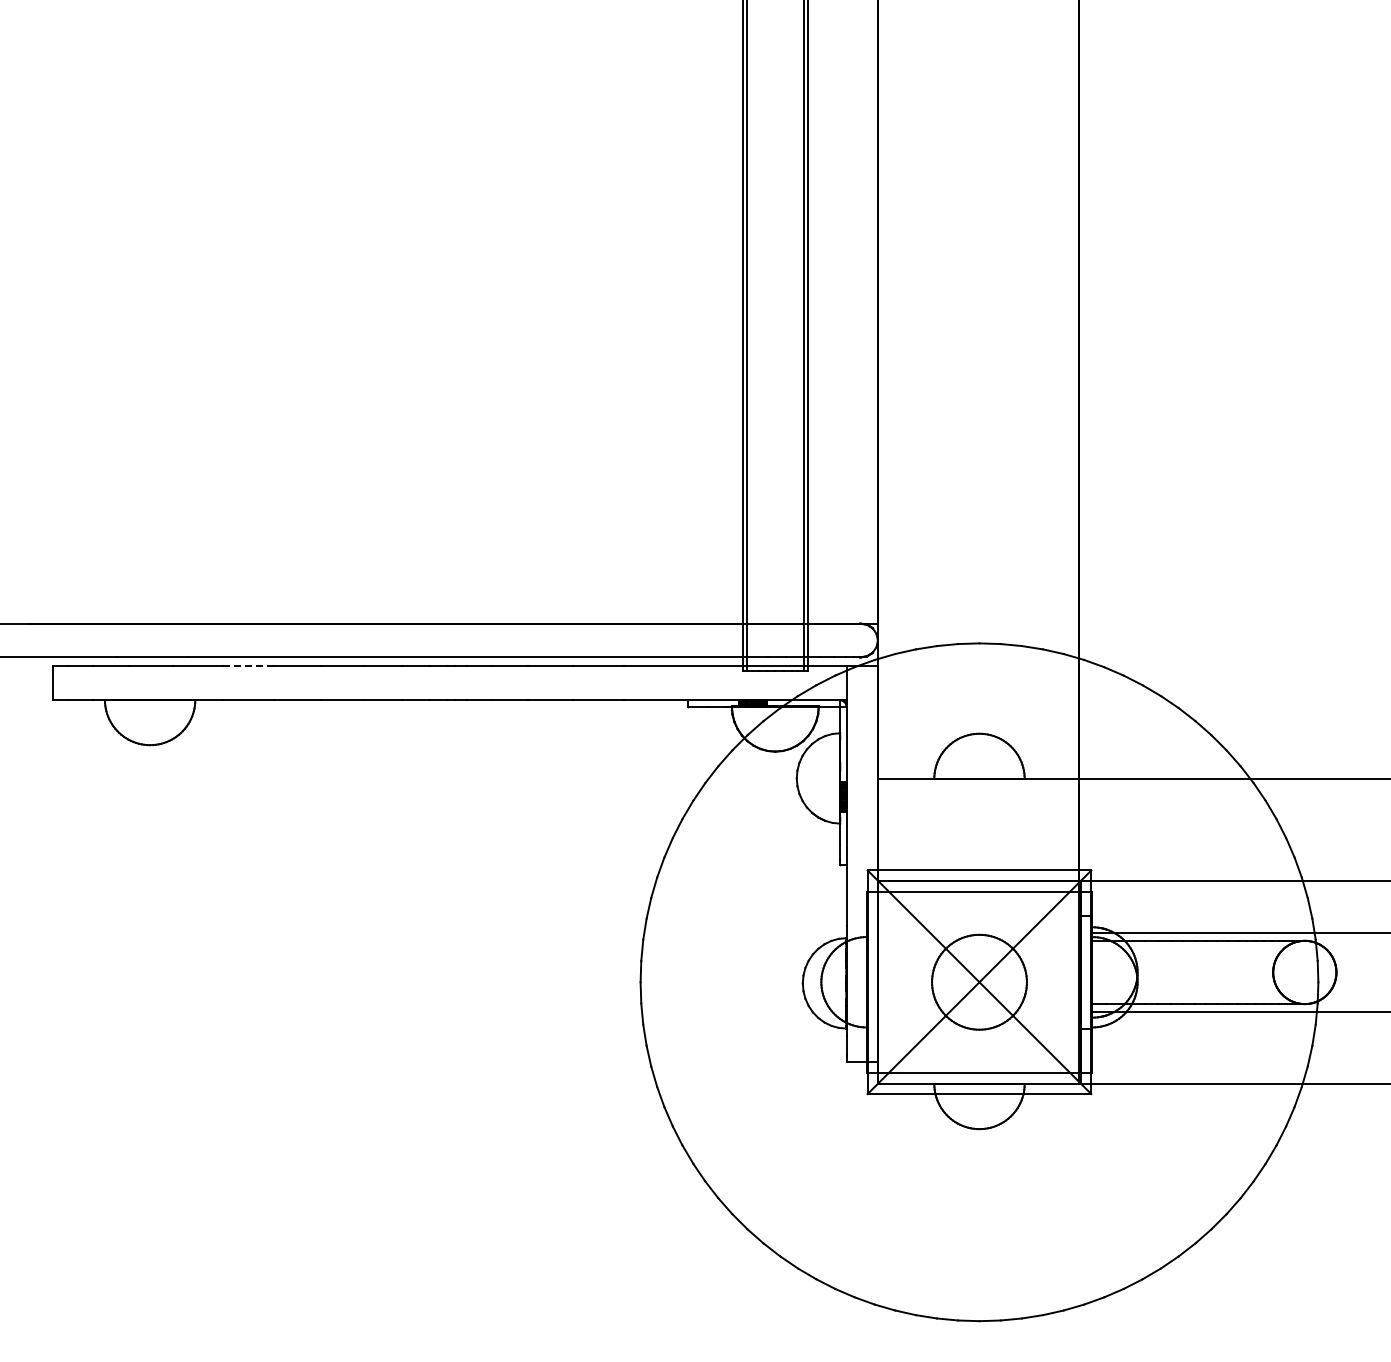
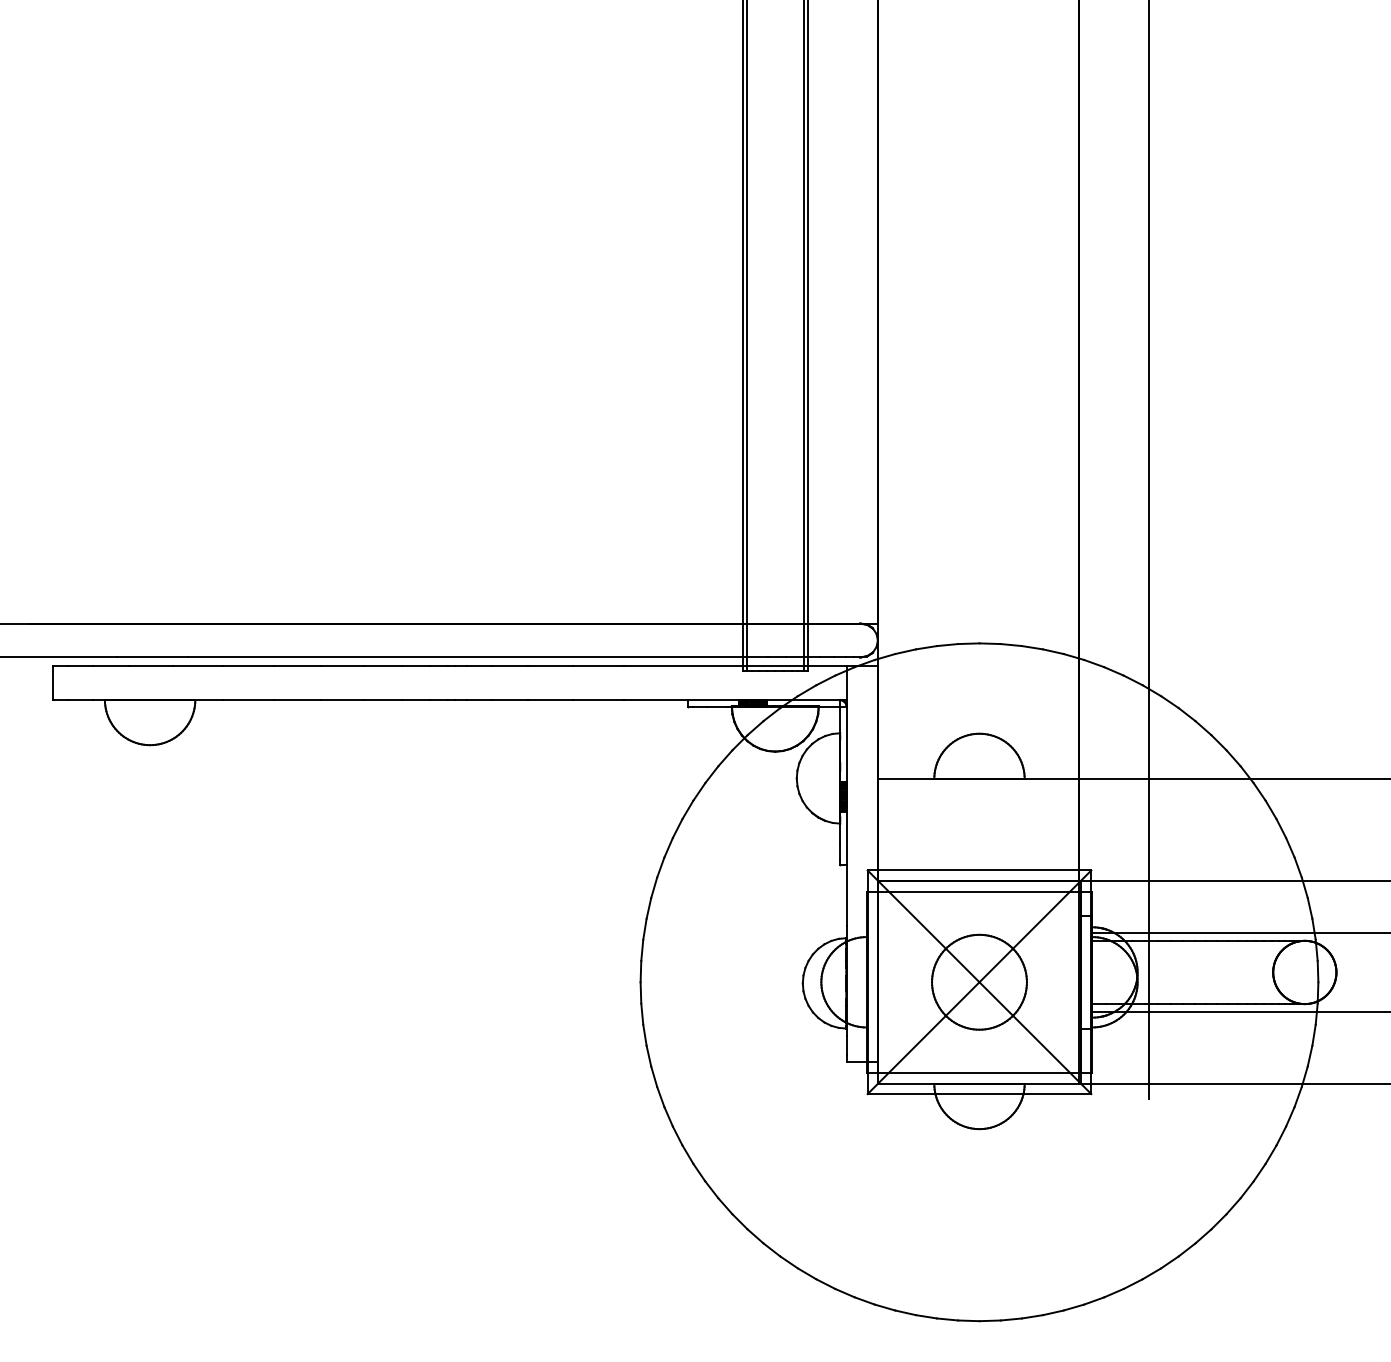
line: none -> present (1148, 550)
line: dashed -> solid (248, 666)
